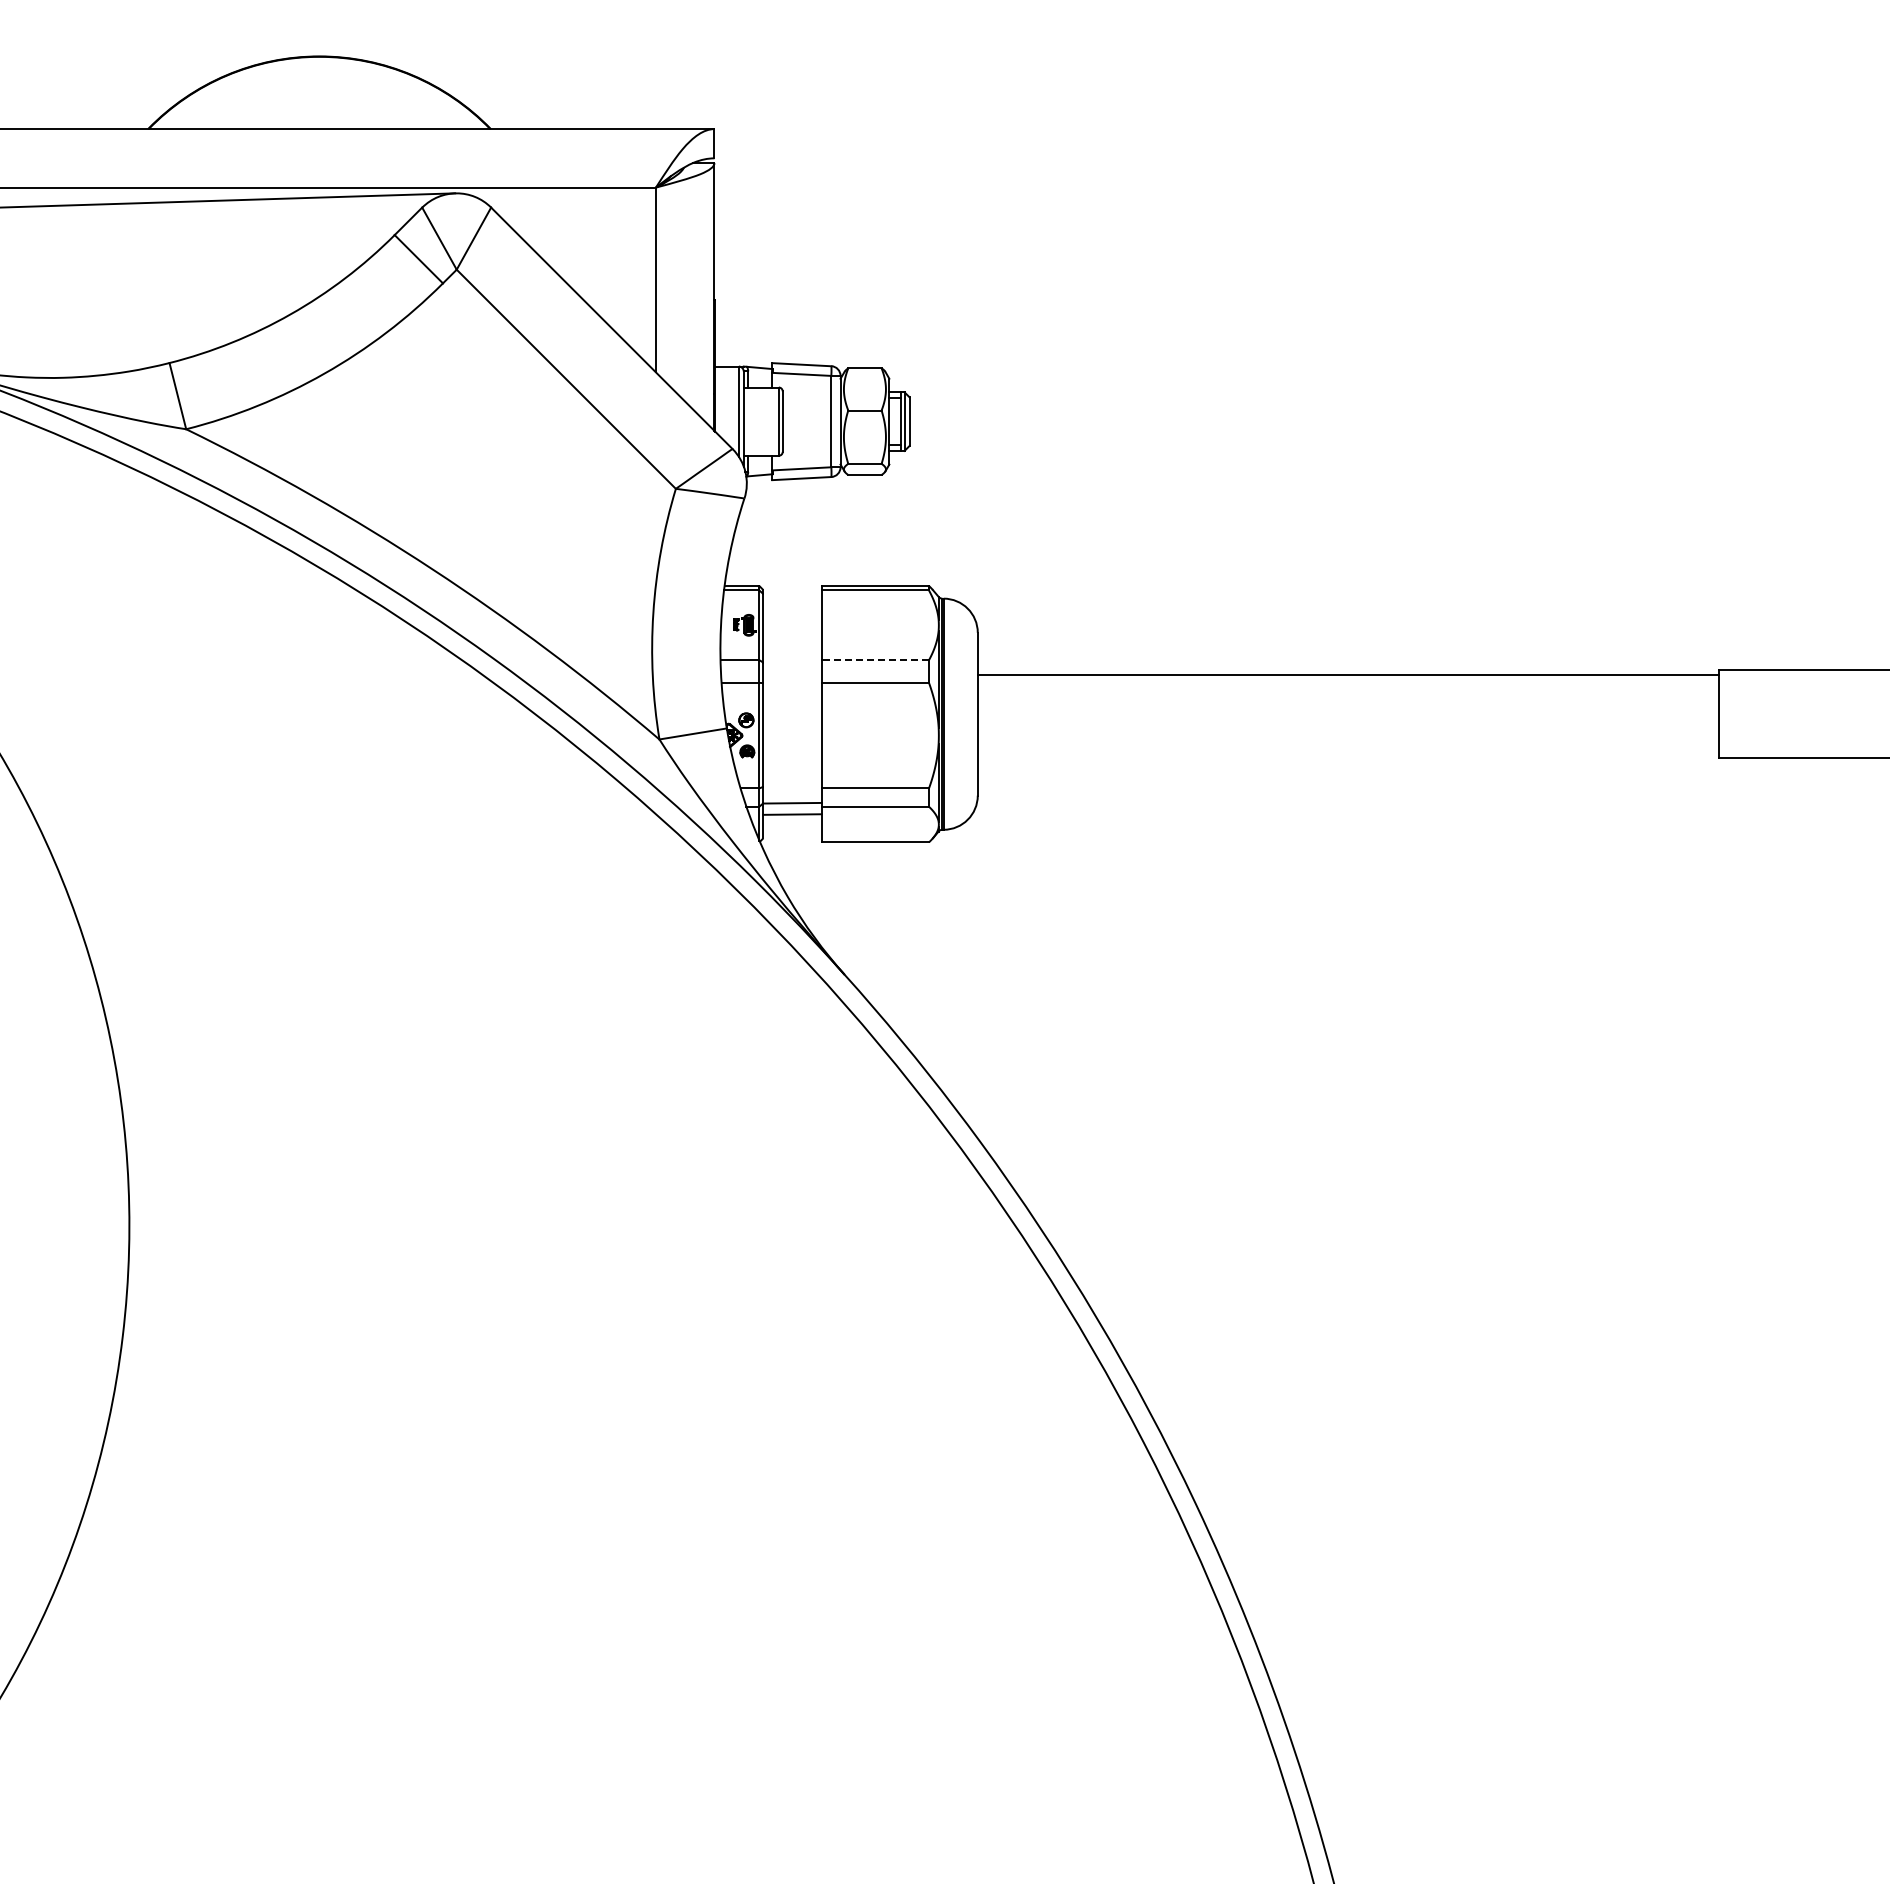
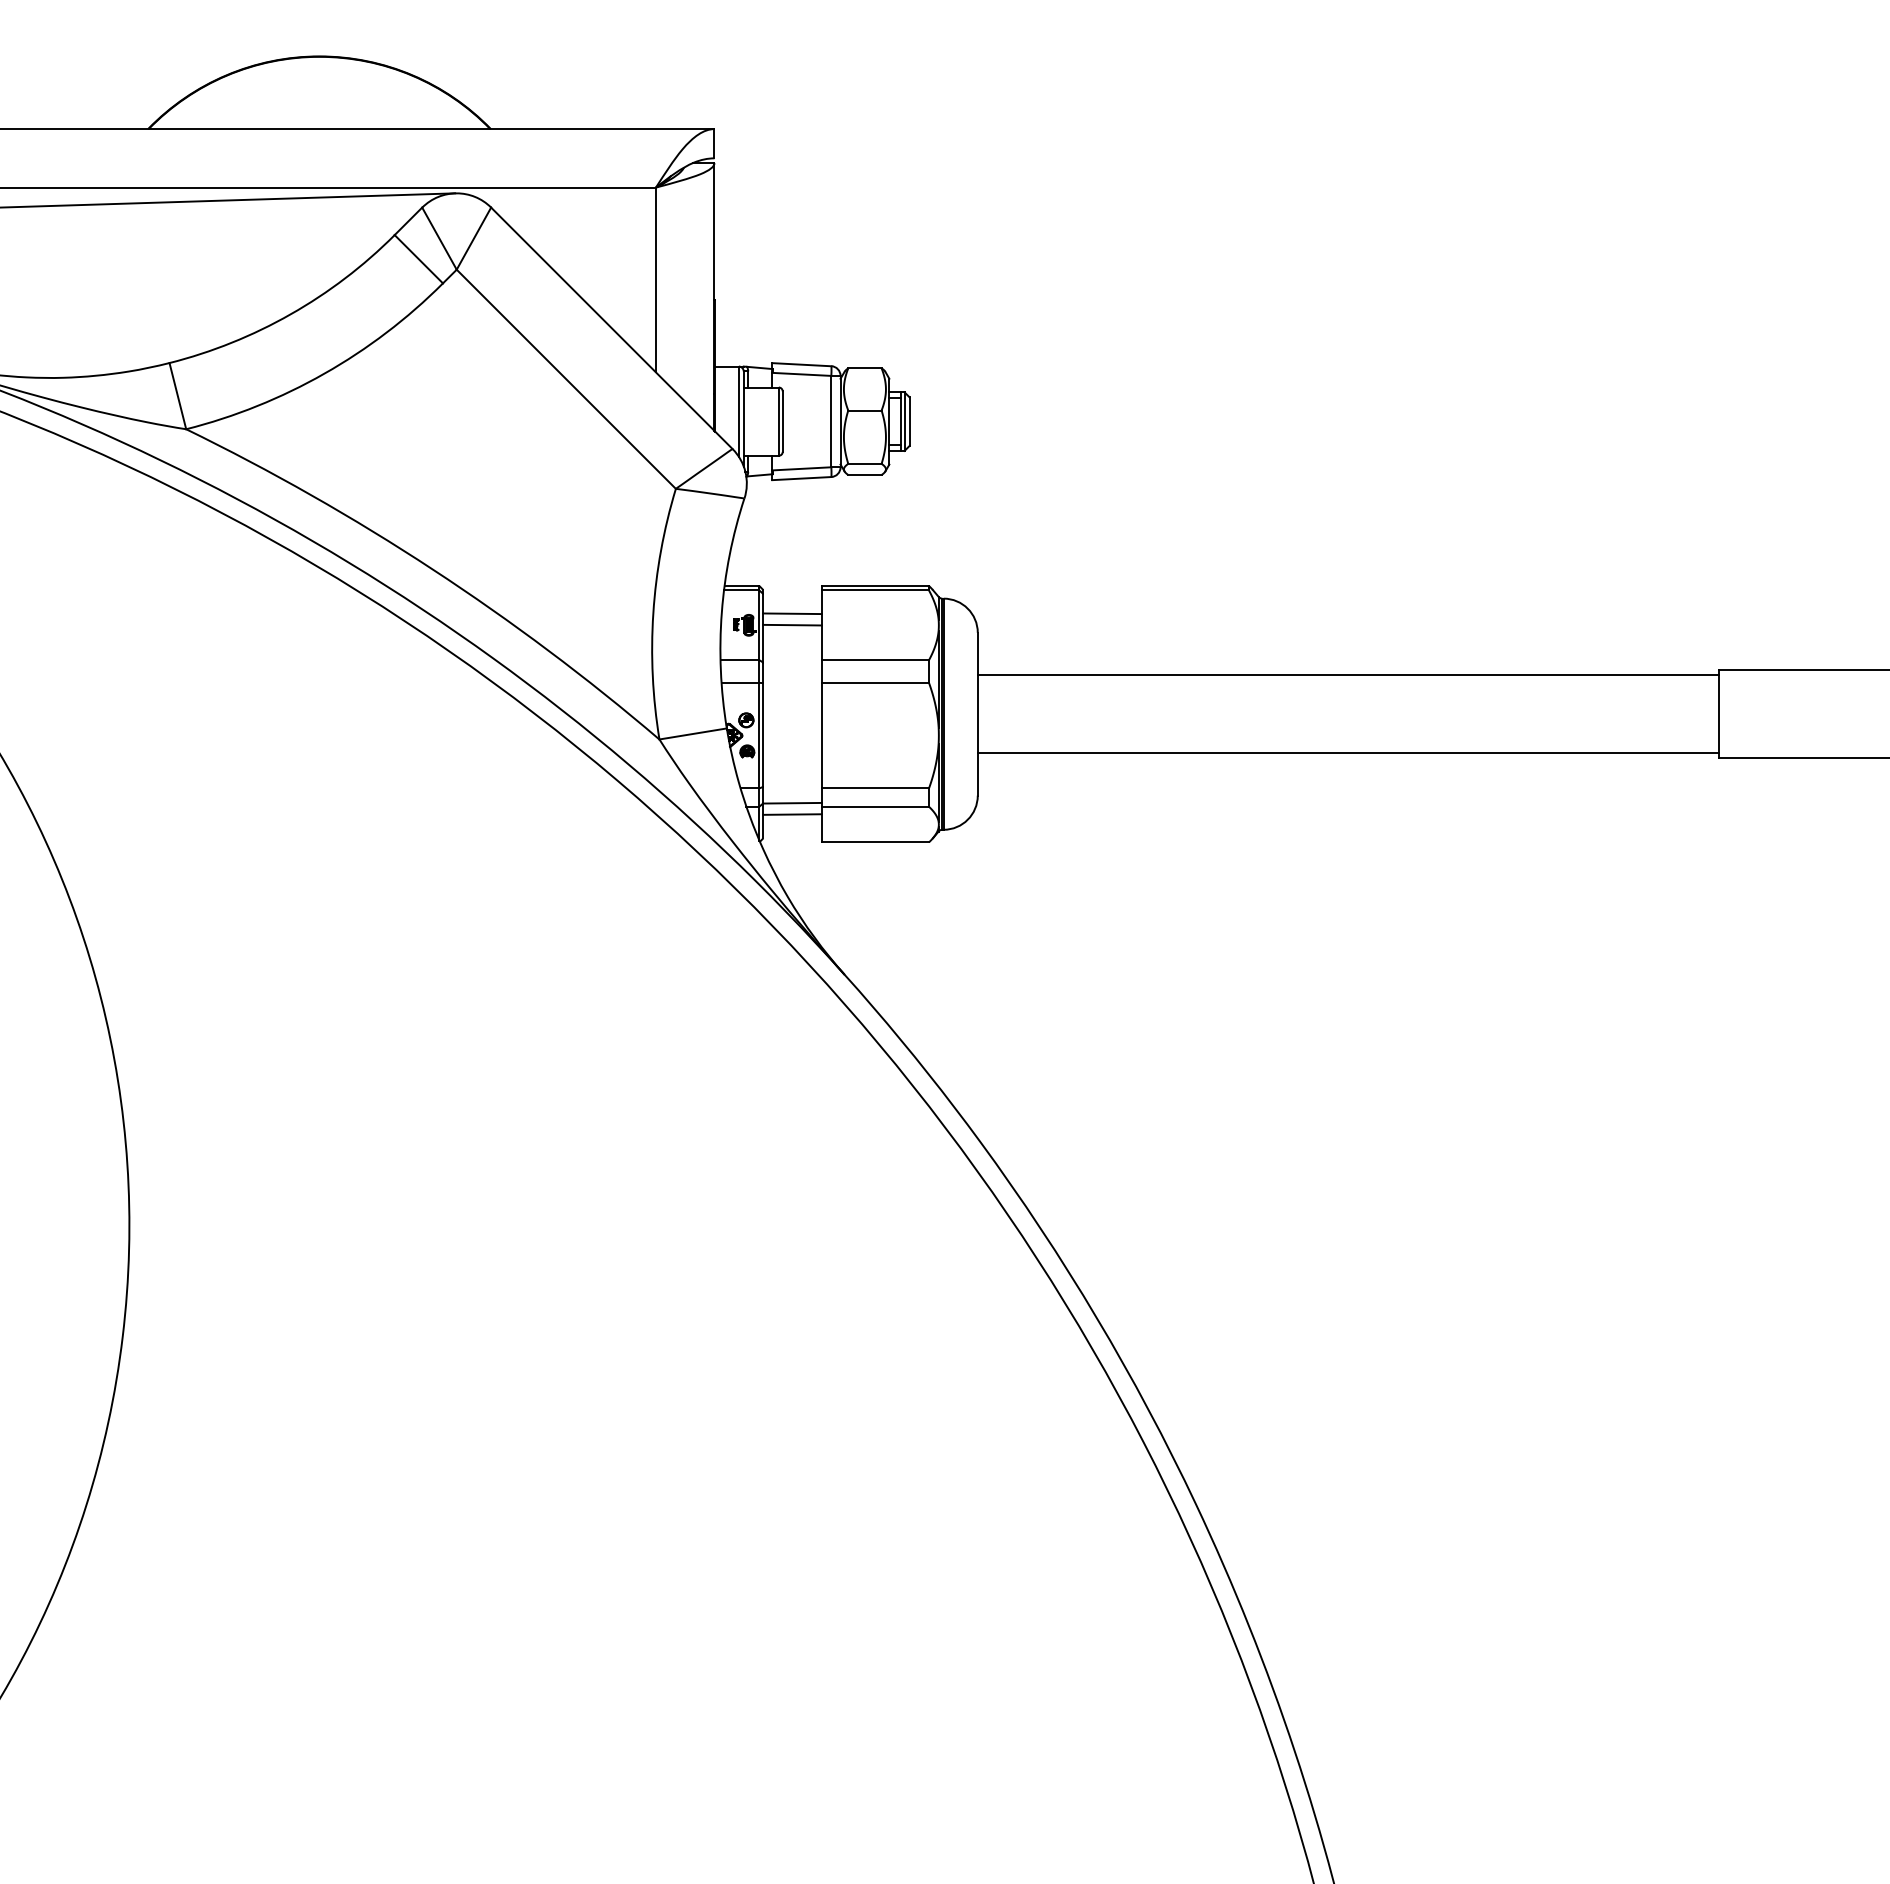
line: none -> present (792, 613)
line: none -> present (792, 624)
line: dashed -> solid (875, 660)
line: none -> present (1347, 753)
